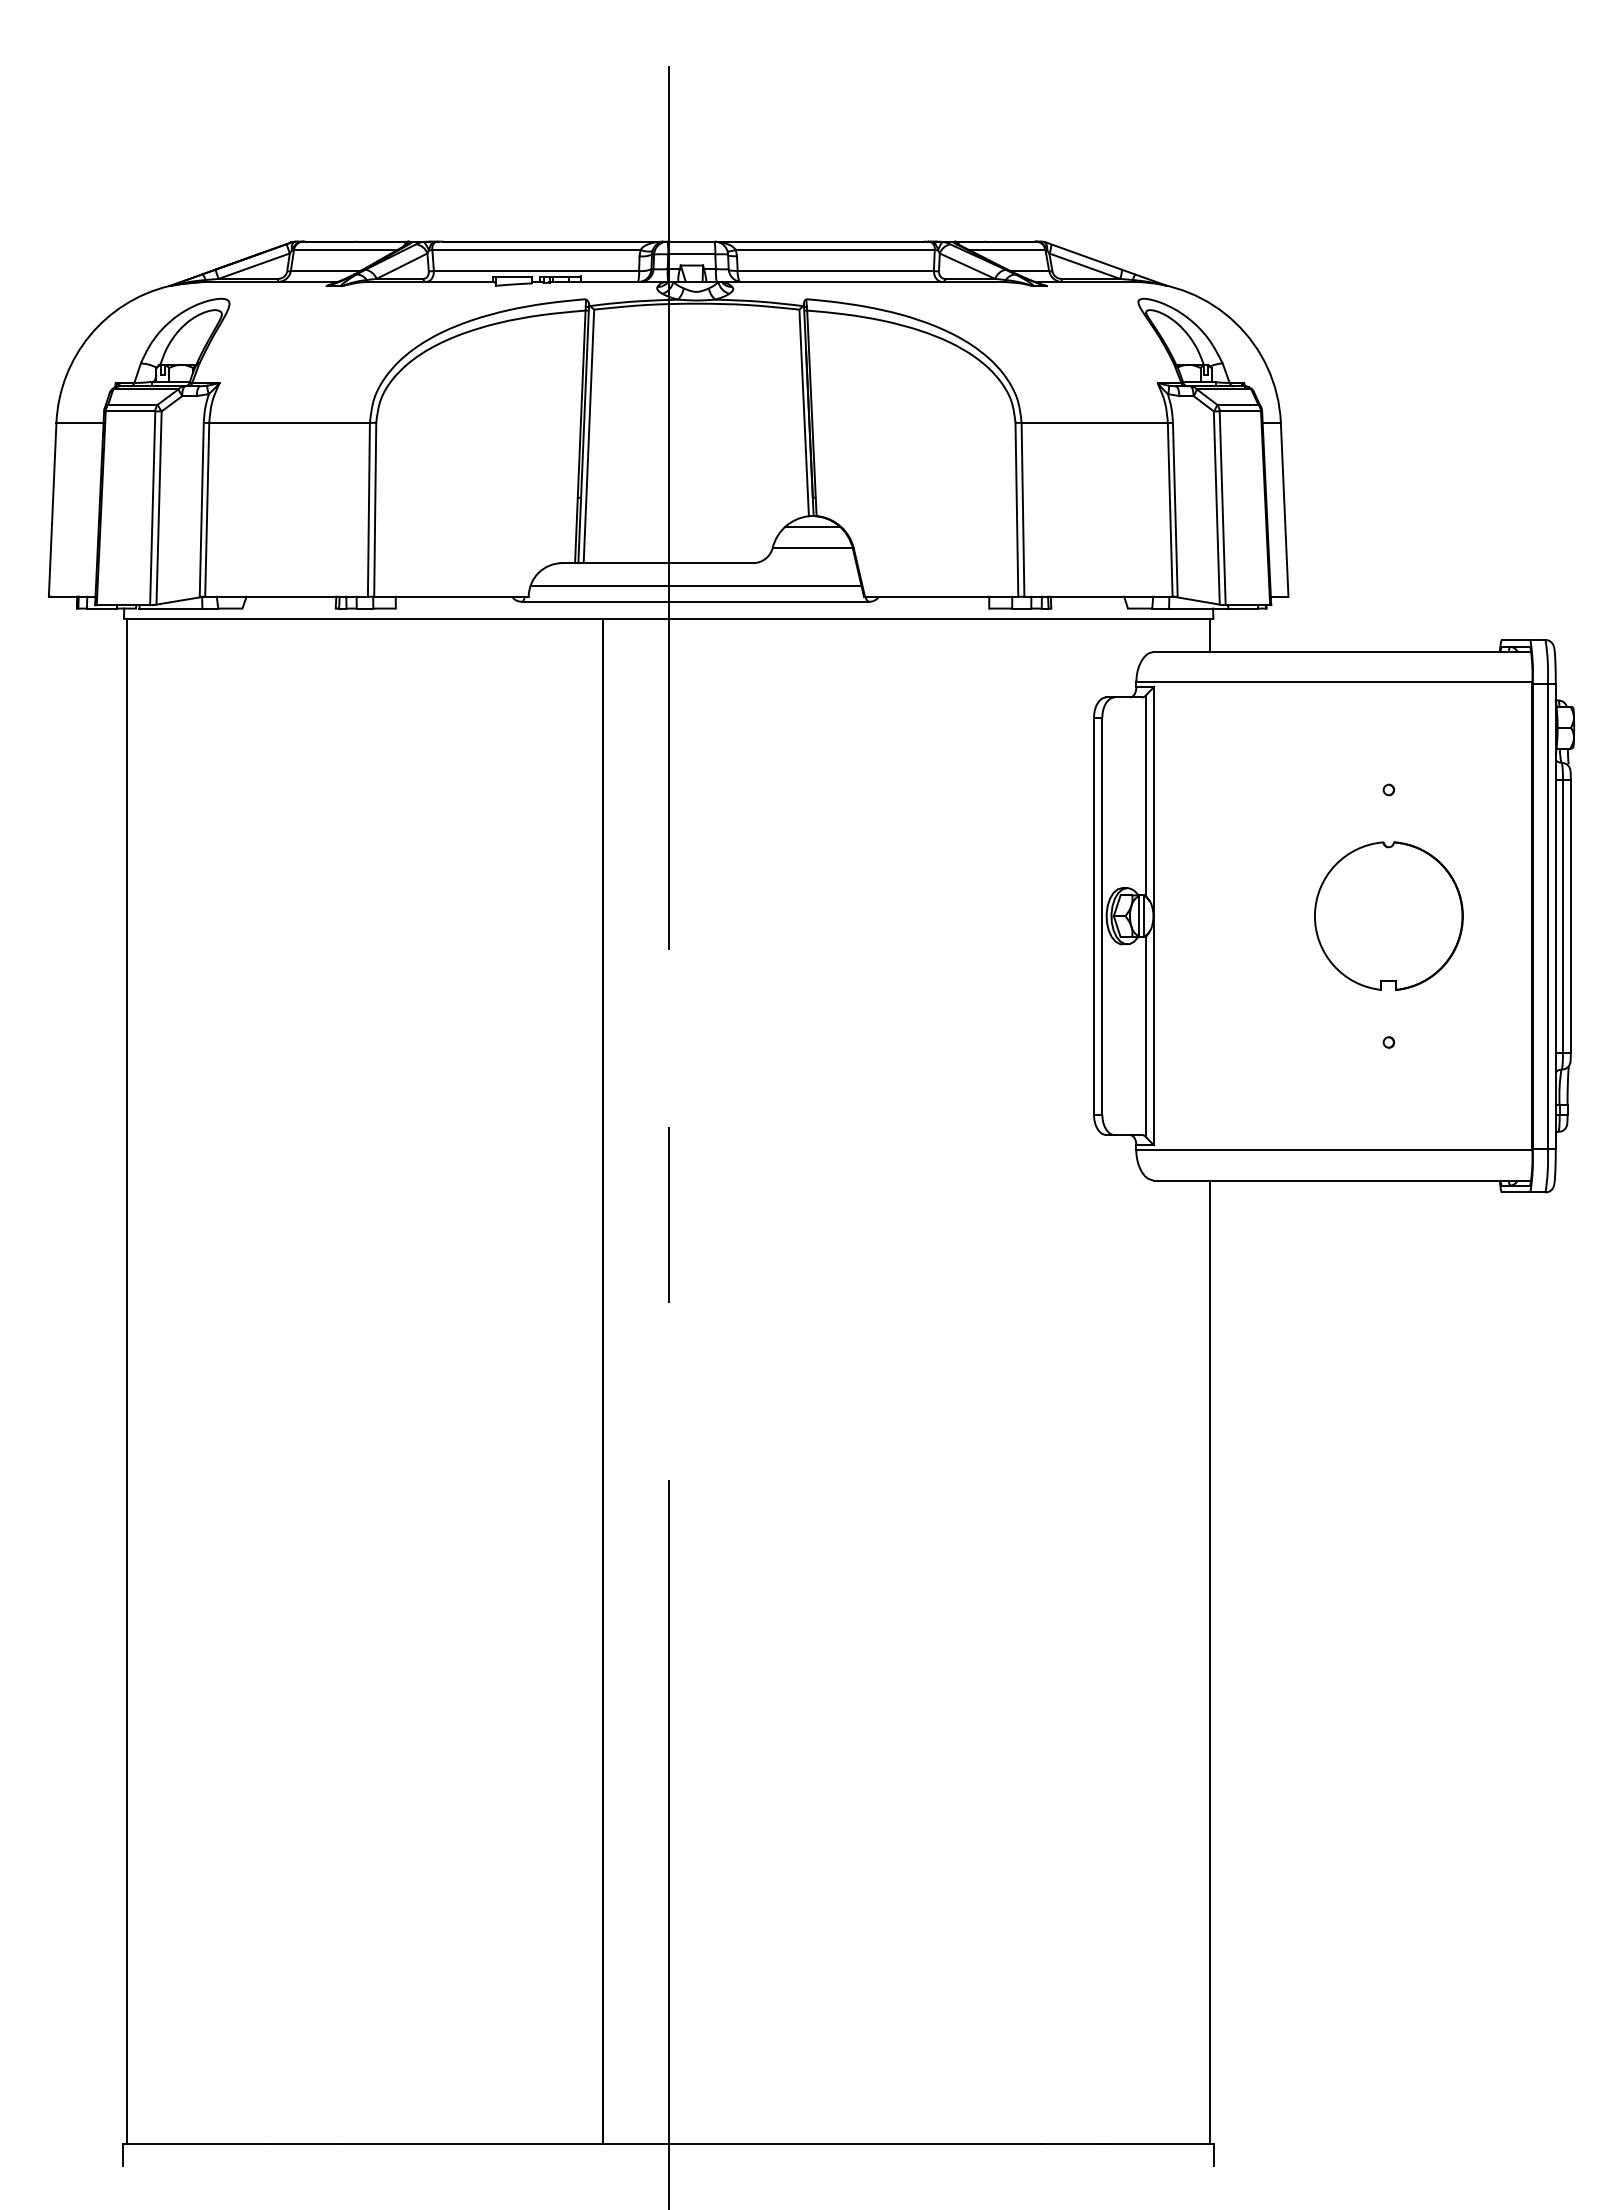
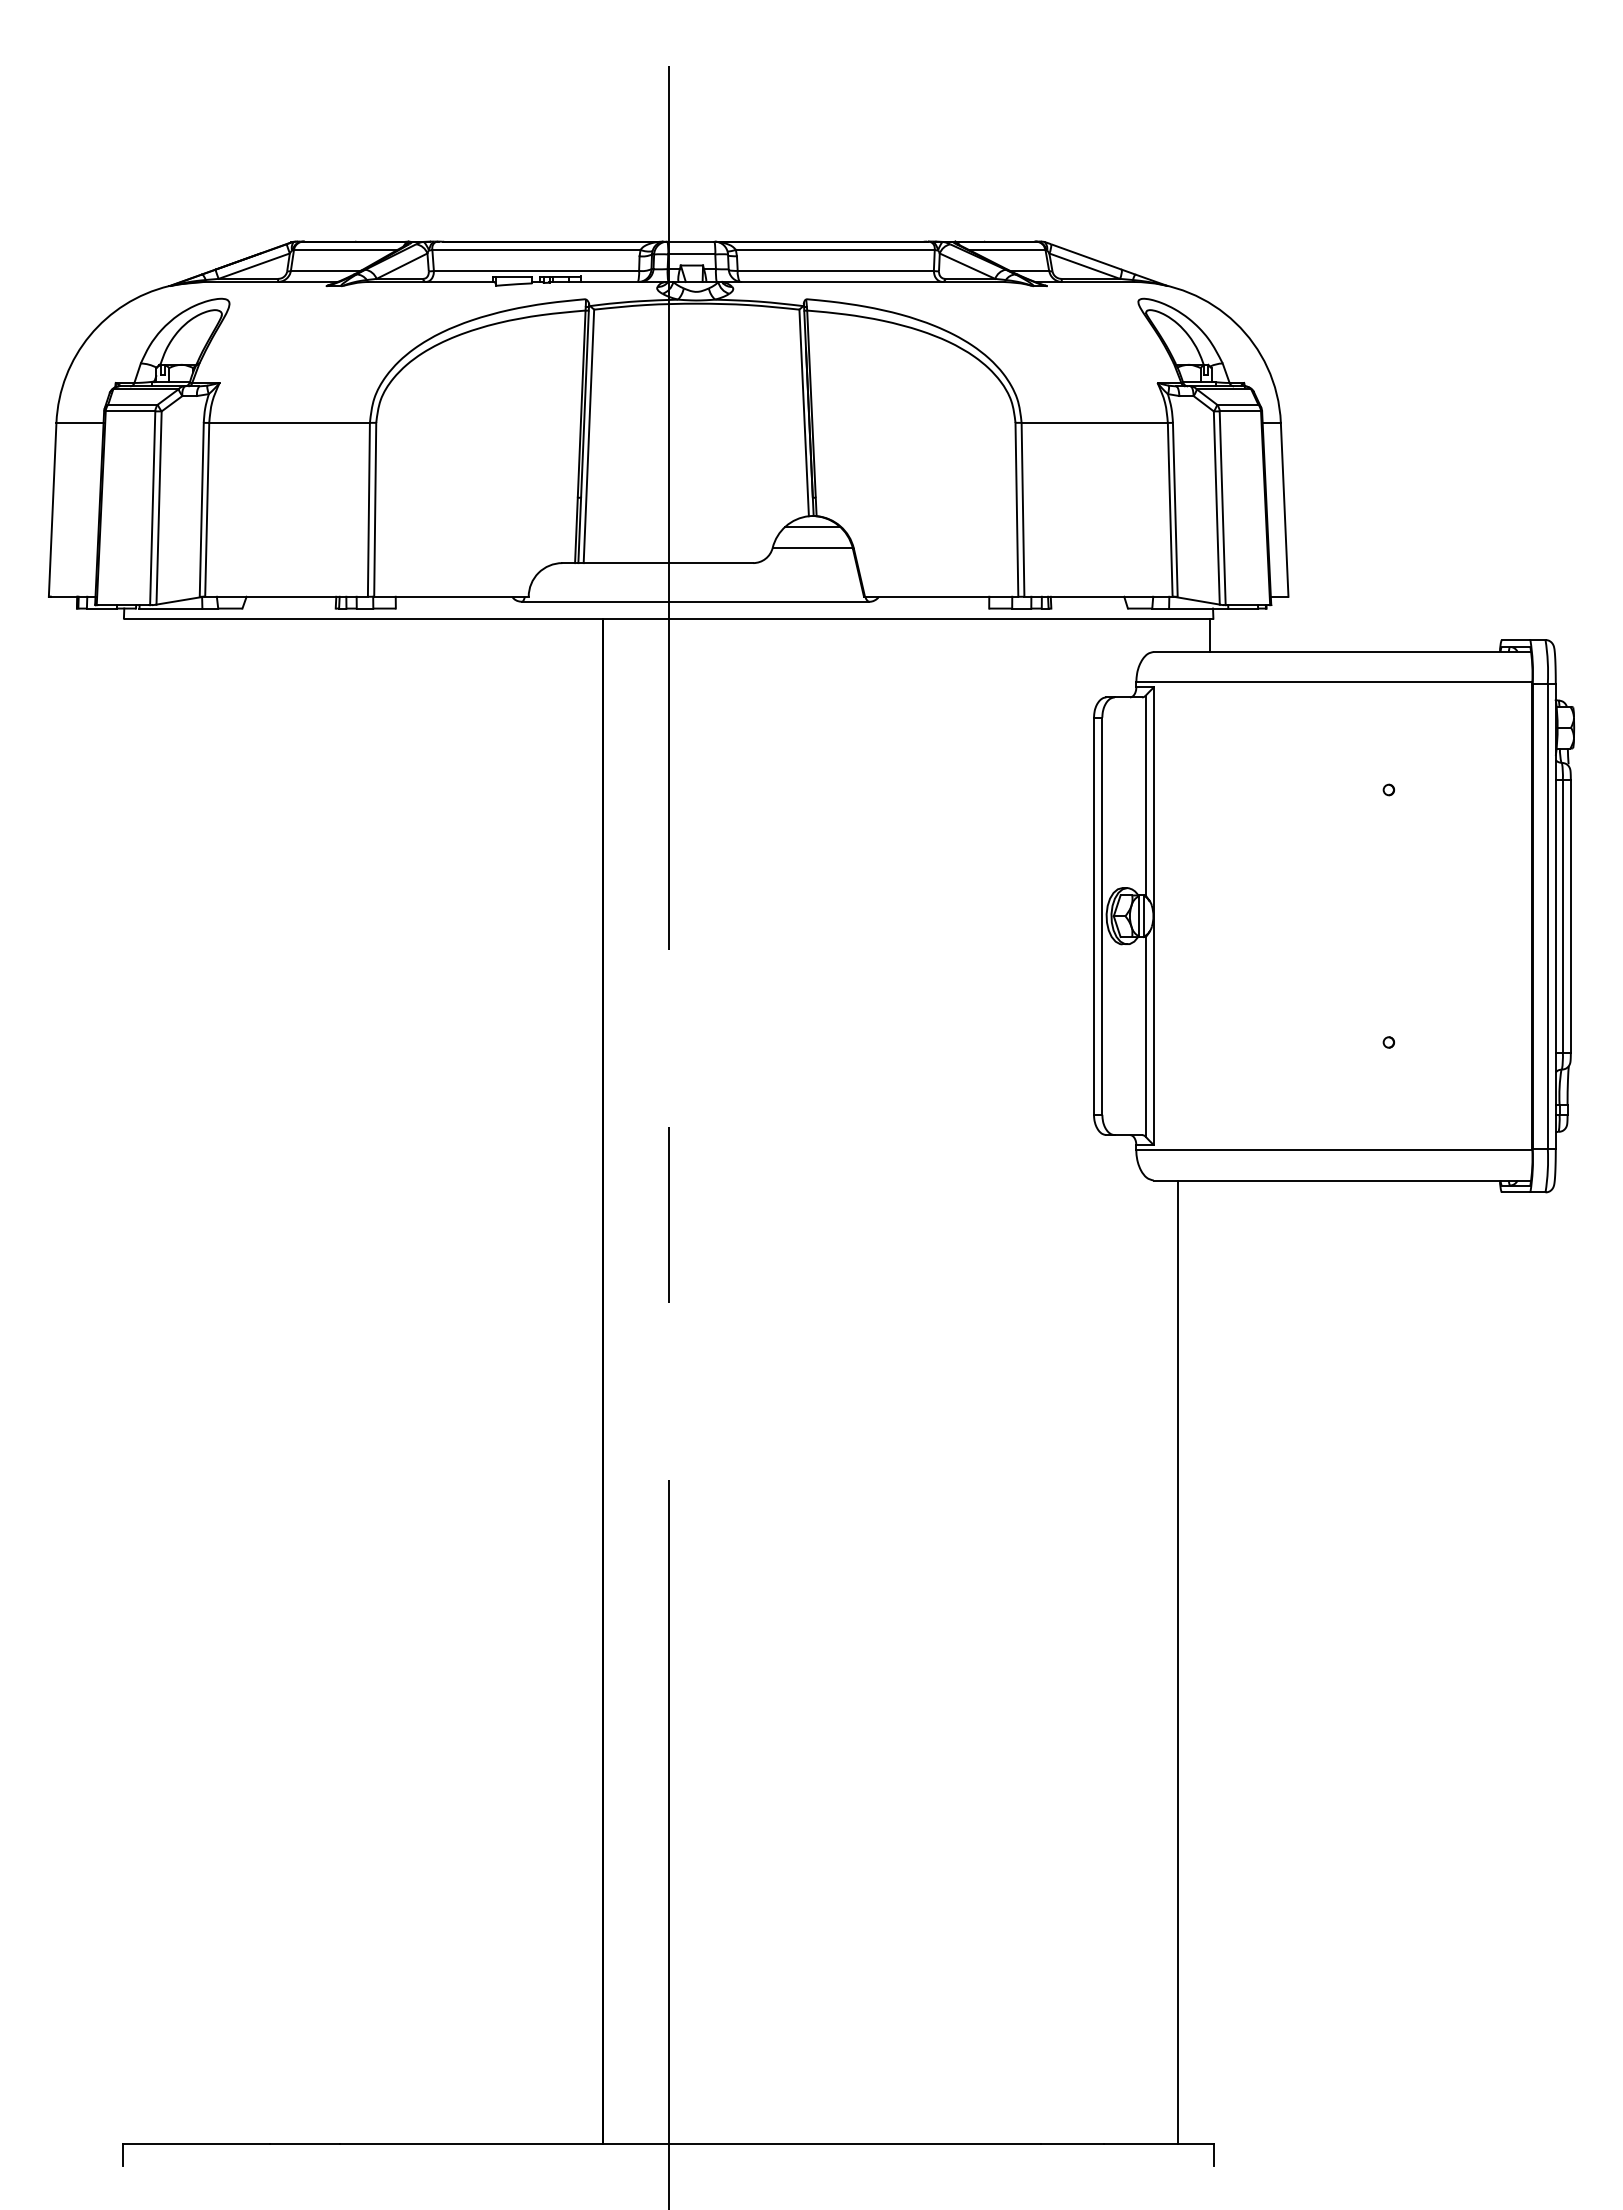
line: present -> none (695, 585)
part: present -> none (1388, 915)
line: present -> none (127, 1380)
line position: (1210, 1661) -> (1178, 1661) (1178, 1661)
